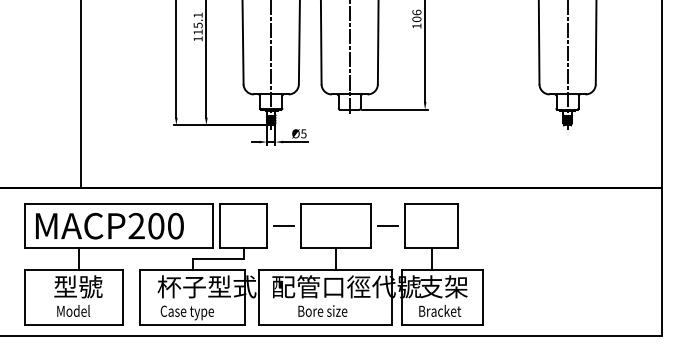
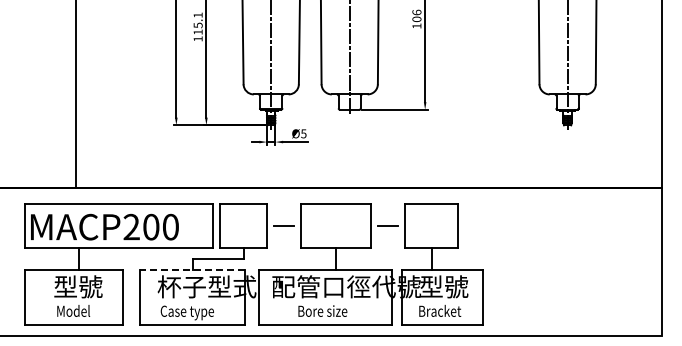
line position: (81, 95) -> (76, 95) (76, 95)
text position: (109, 225) -> (104, 226) (104, 226)
line: solid -> dashed (192, 270)
text: 支架 -> 型號 (444, 286)
